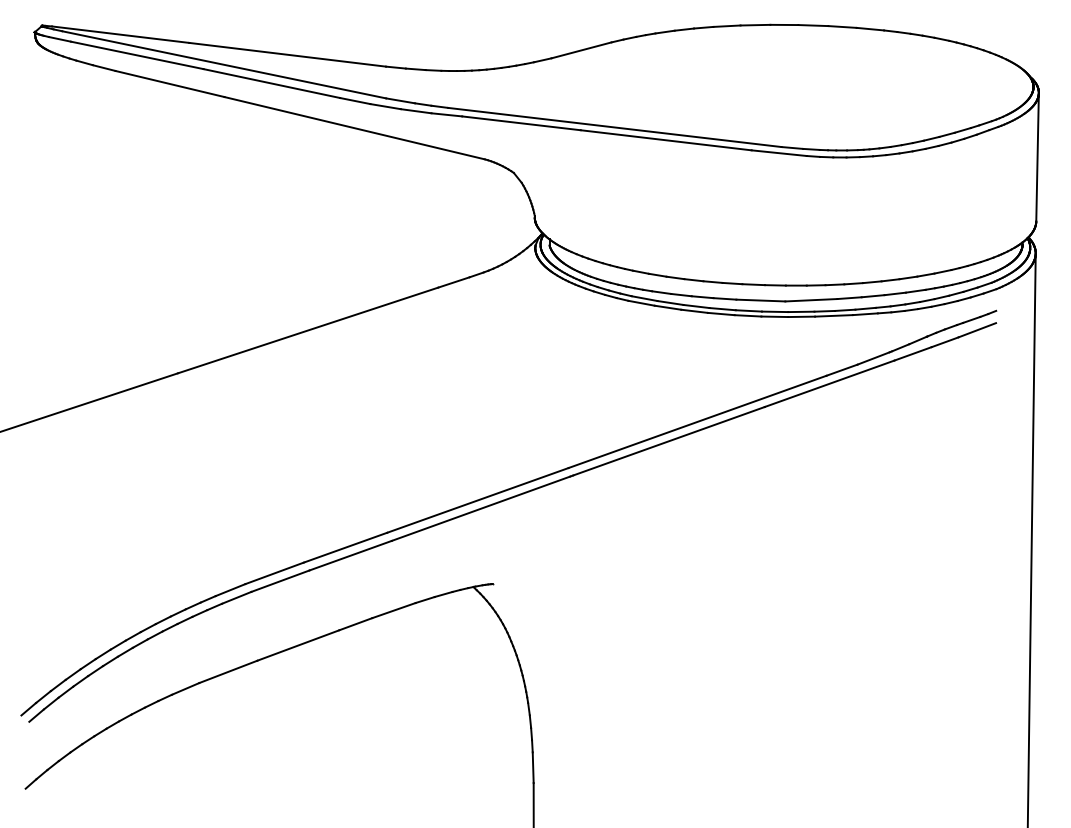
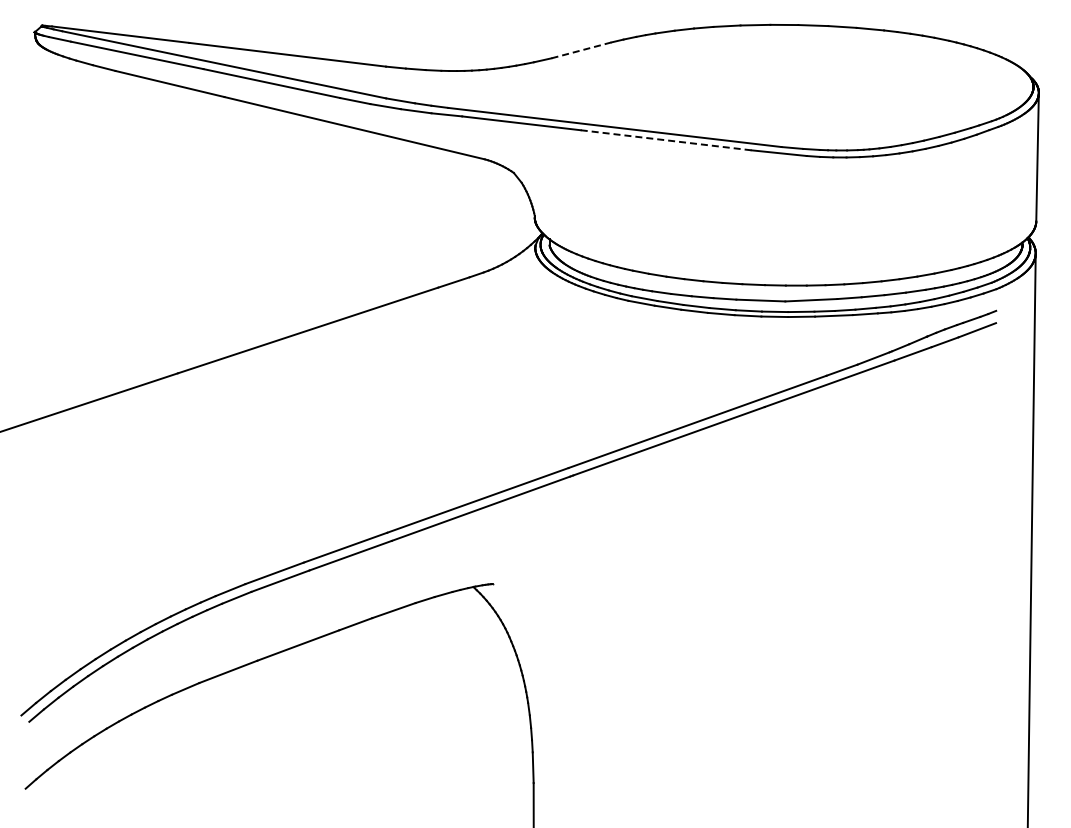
line: solid -> dashed (582, 50)
line: solid -> dashed (666, 140)
